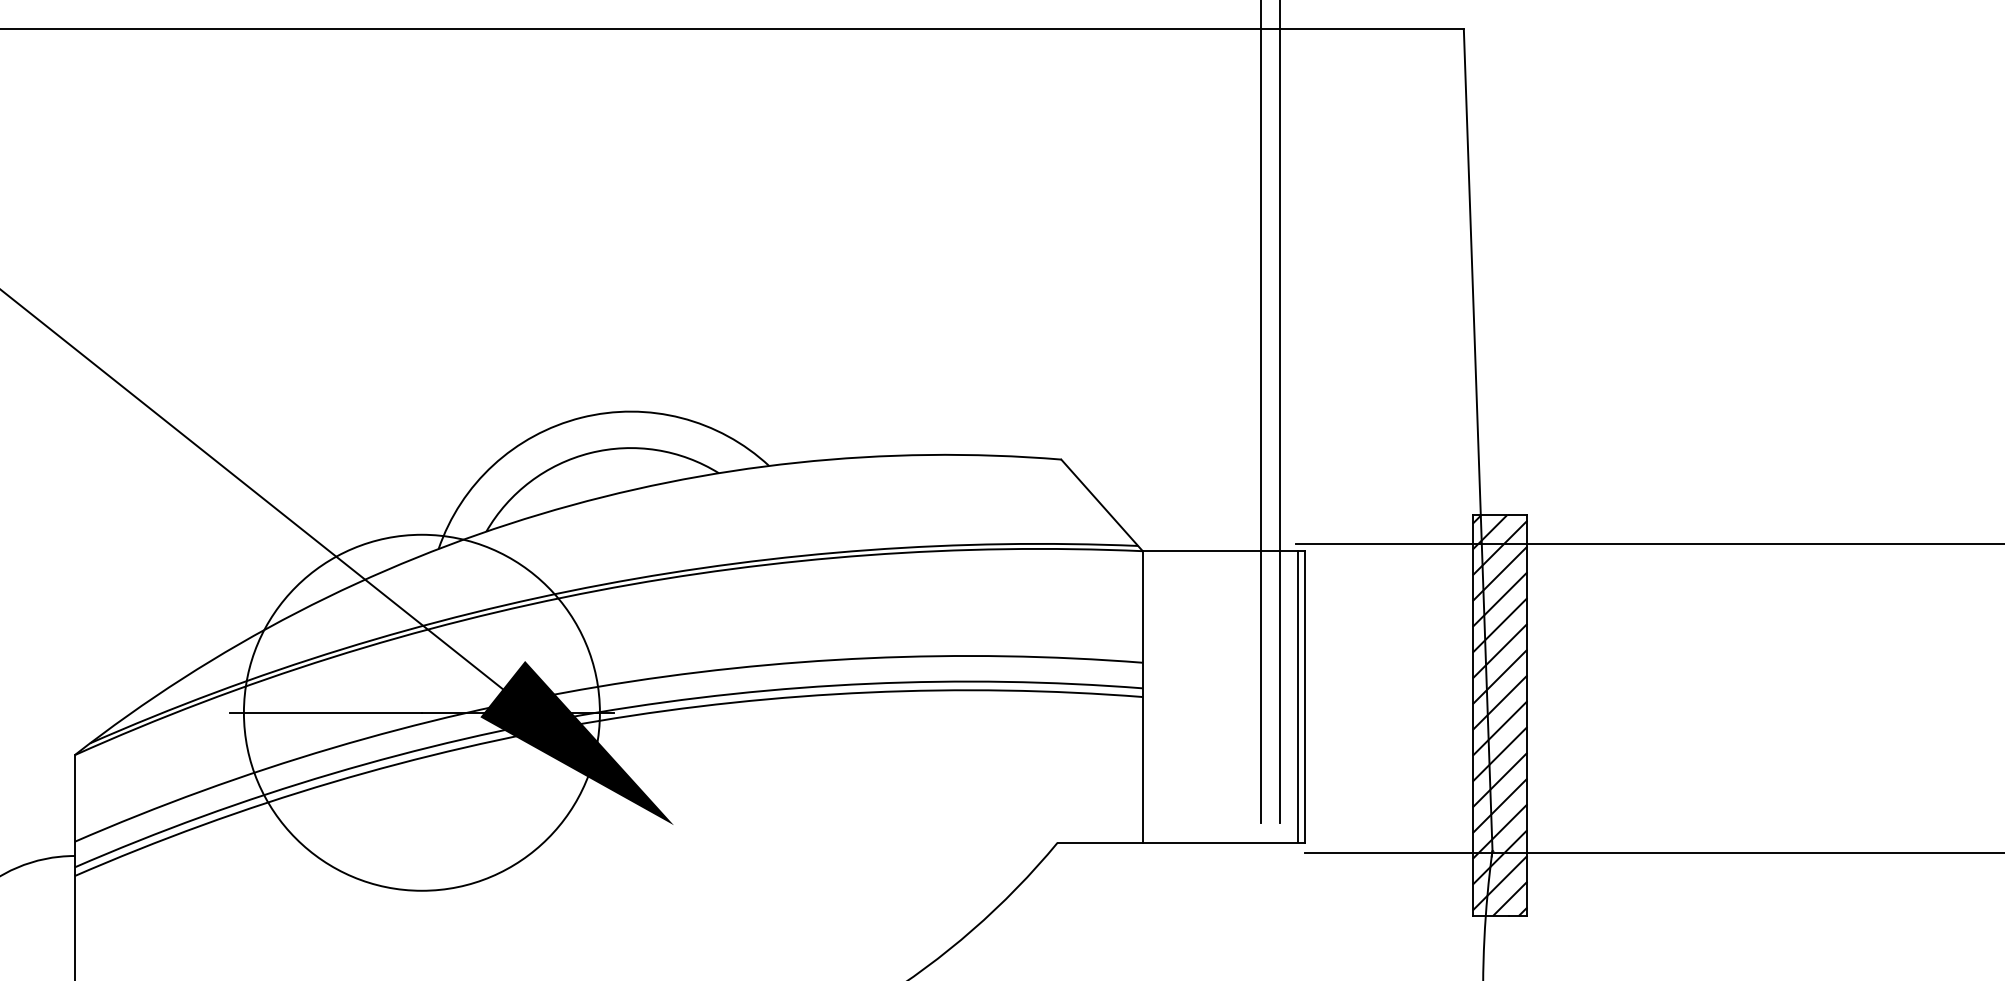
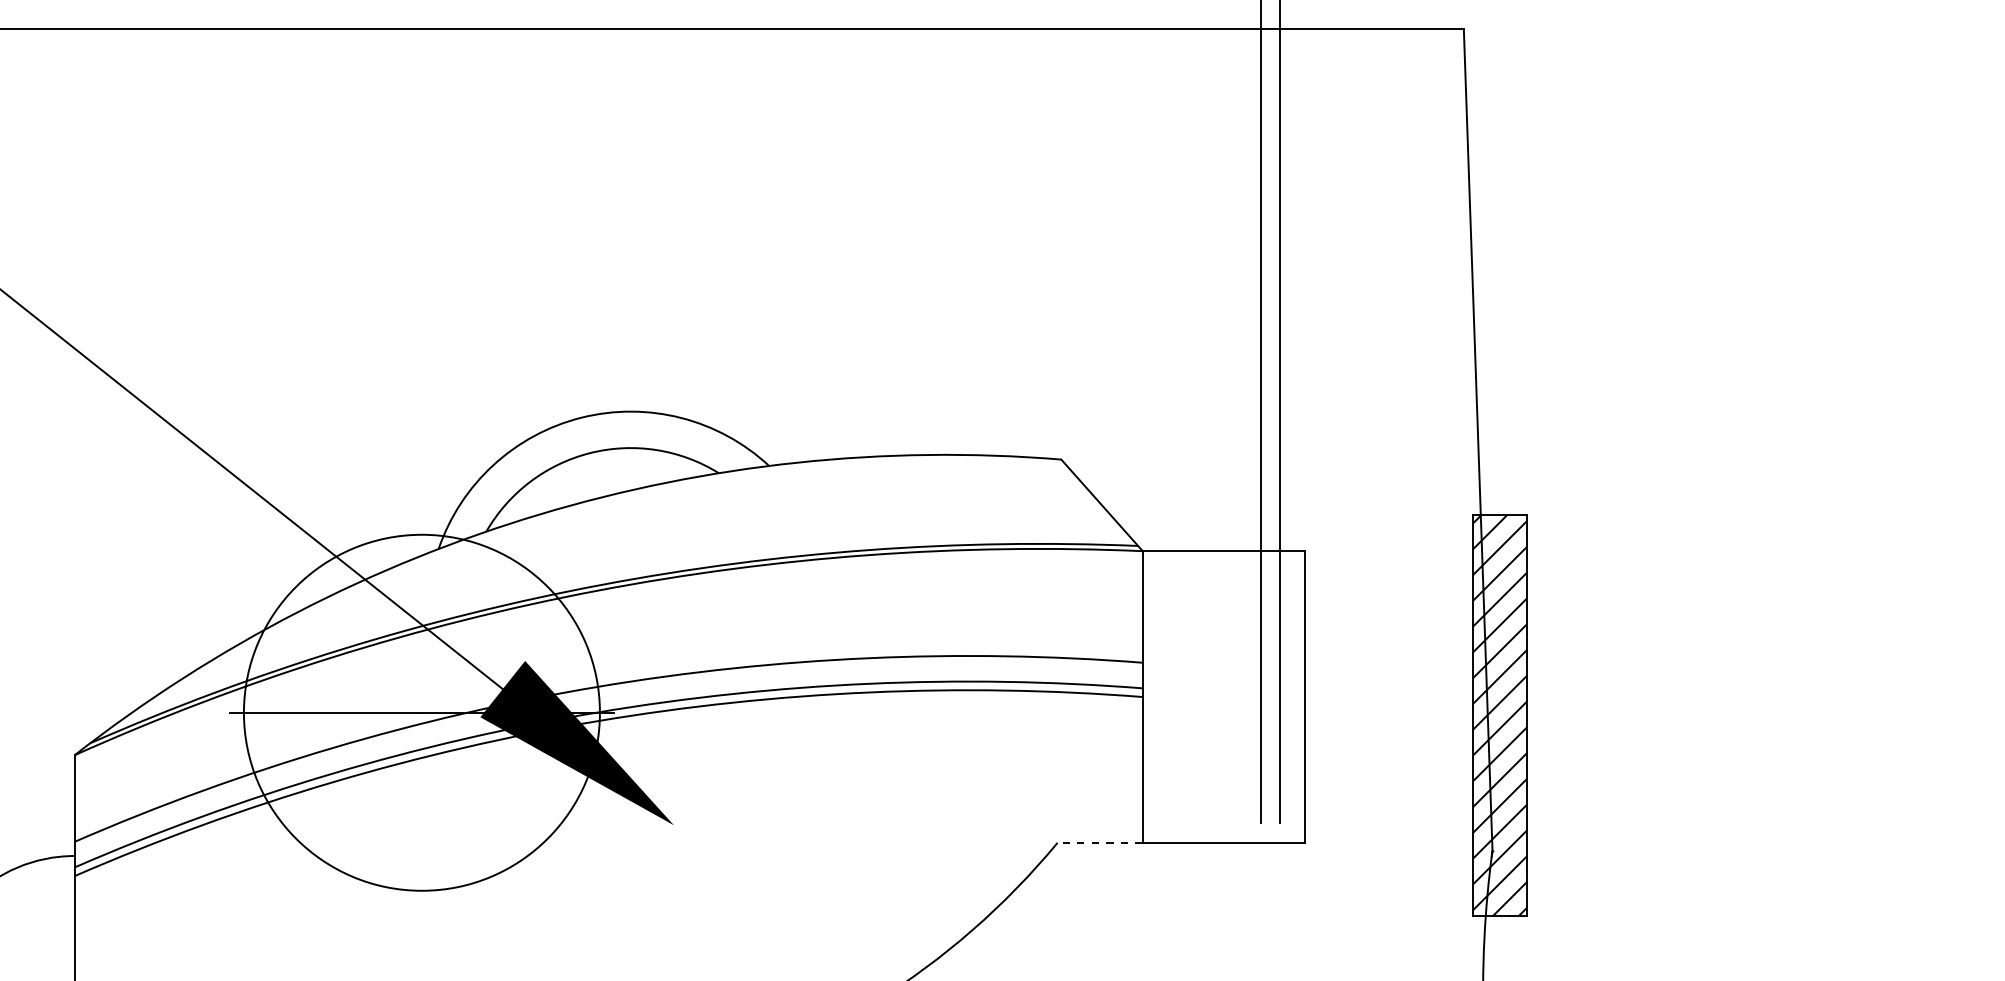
line: present -> none (1648, 543)
line: present -> none (1298, 696)
line: solid -> dashed (1100, 842)
line: present -> none (1653, 853)
